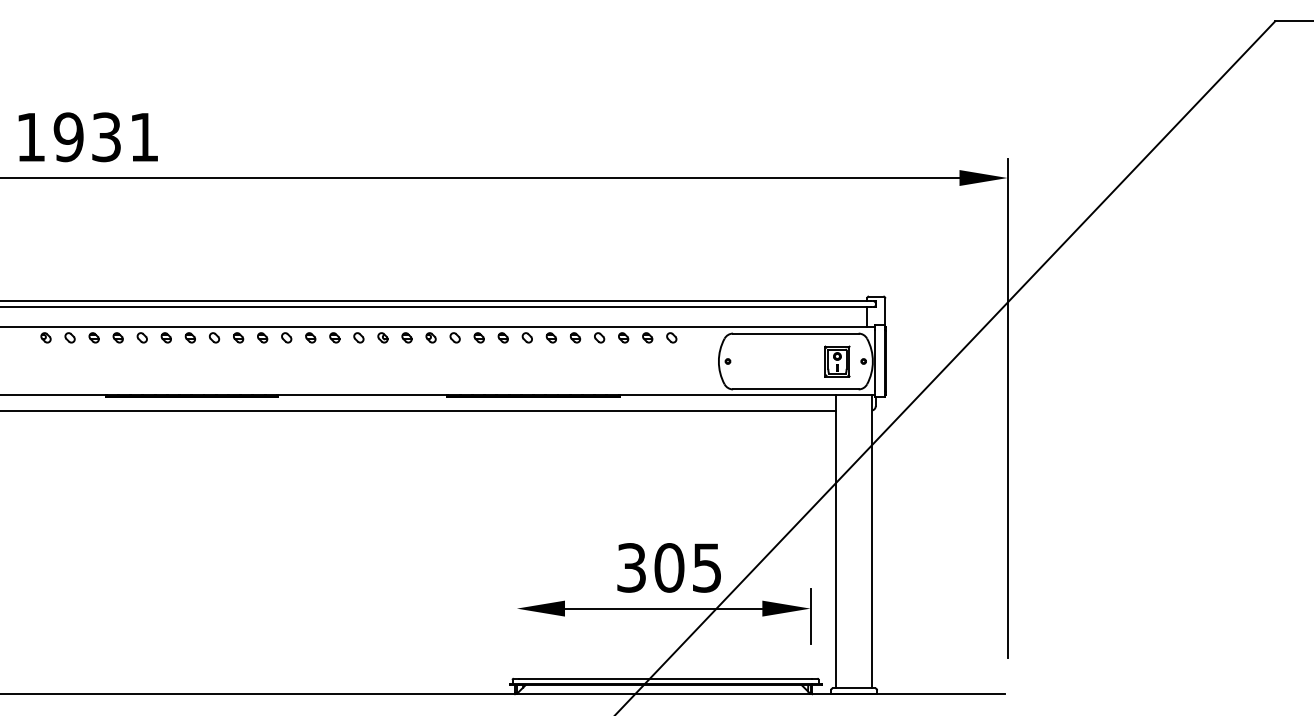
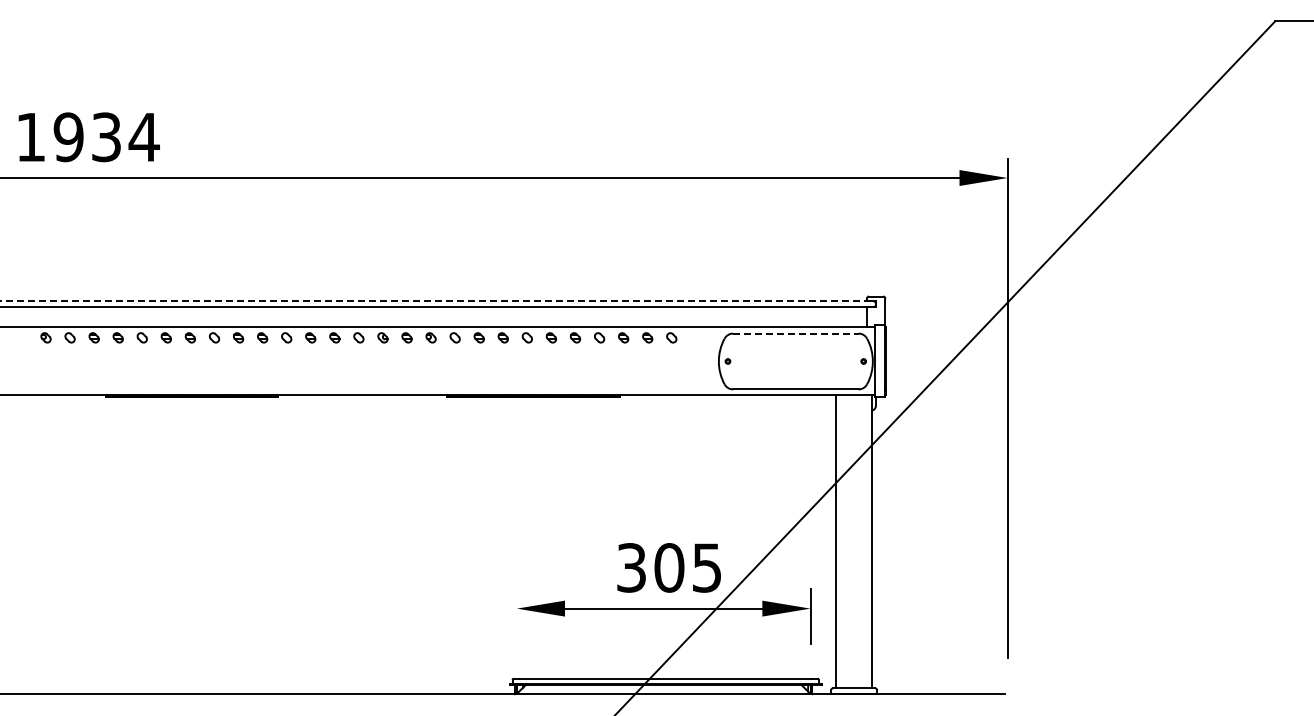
text: 1931 -> 1934 (143, 137)
line: solid -> dashed (435, 301)
line: solid -> dashed (795, 333)
part: present -> none (837, 361)
line: present -> none (418, 410)
